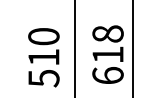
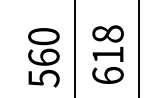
line position: (132, 48) -> (138, 48) (138, 48)
text: 510 -> 560 (43, 56)
